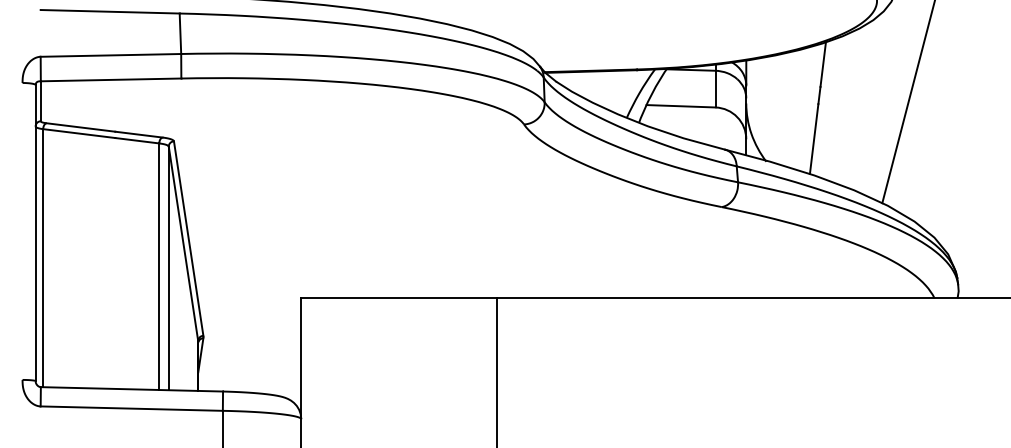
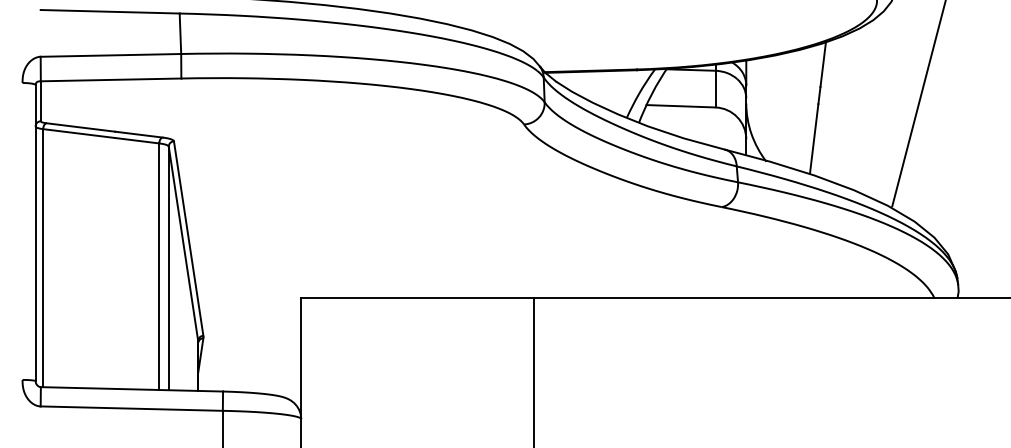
line position: (908, 102) -> (918, 104) (918, 104)
line position: (496, 371) -> (533, 371) (533, 371)
